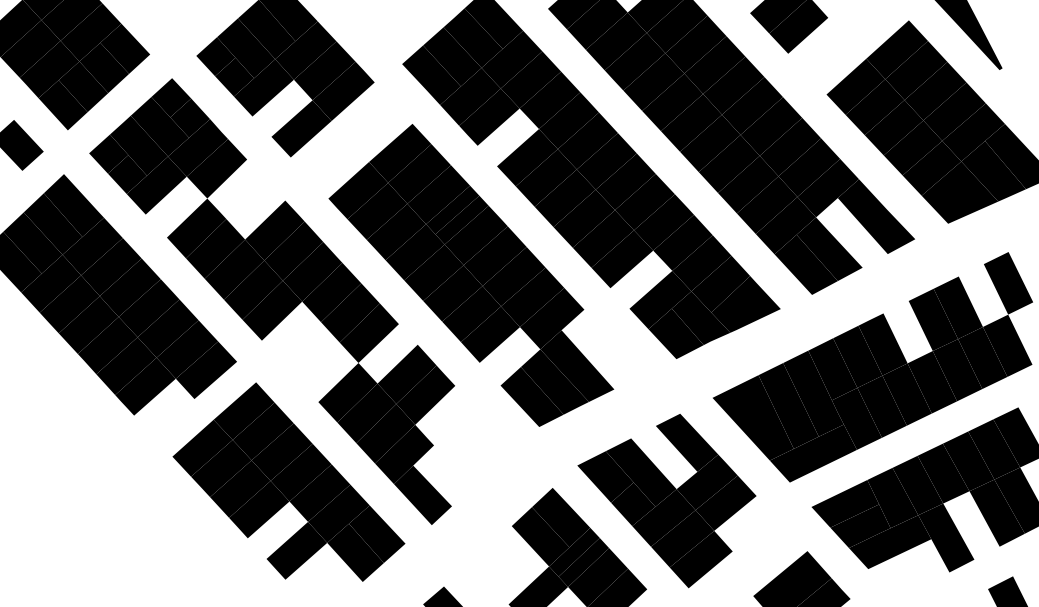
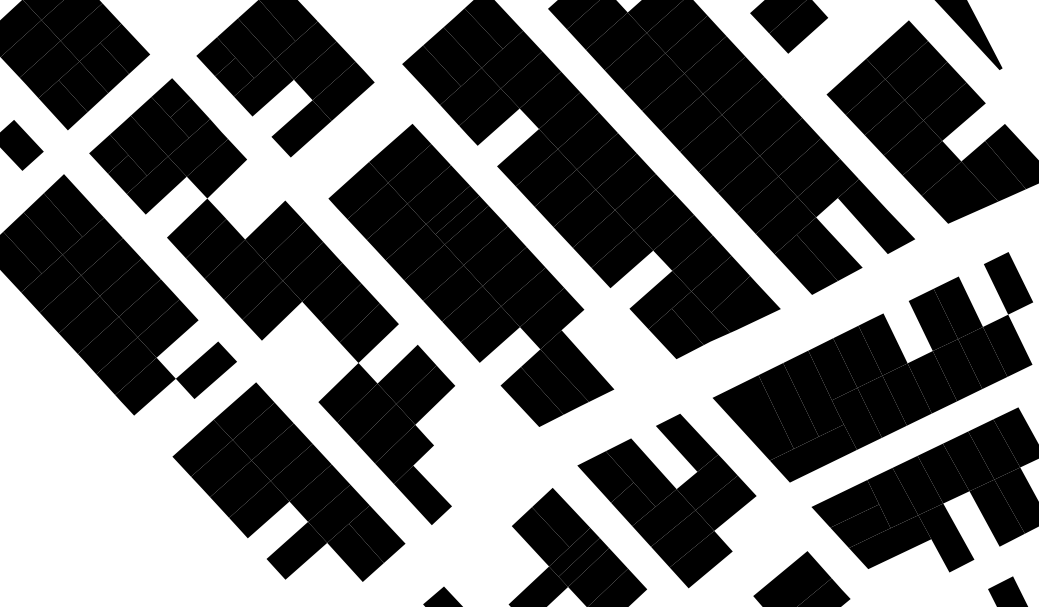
fill: present -> none (973, 132)
fill: present -> none (187, 349)
